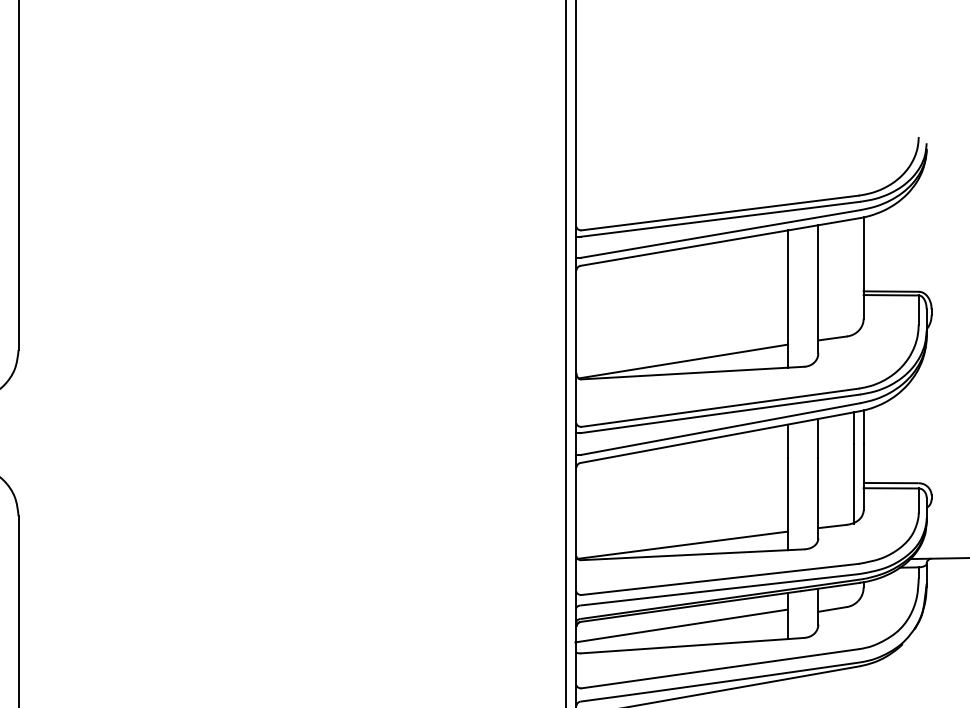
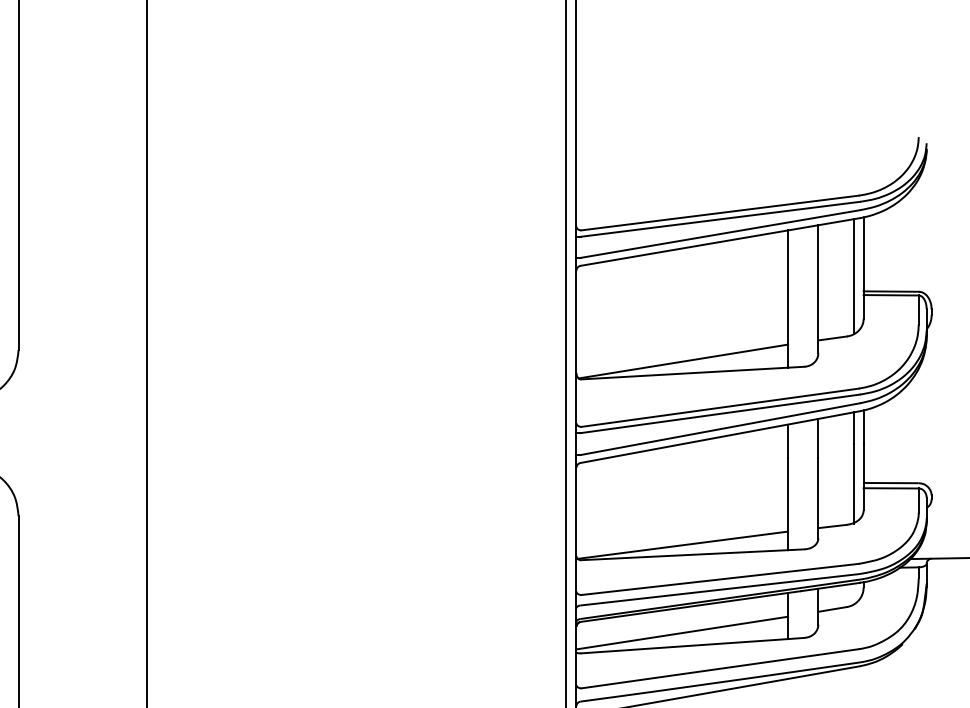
line: none -> present (853, 276)
line: none -> present (147, 353)
line position: (681, 625) -> (682, 632) (682, 632)
